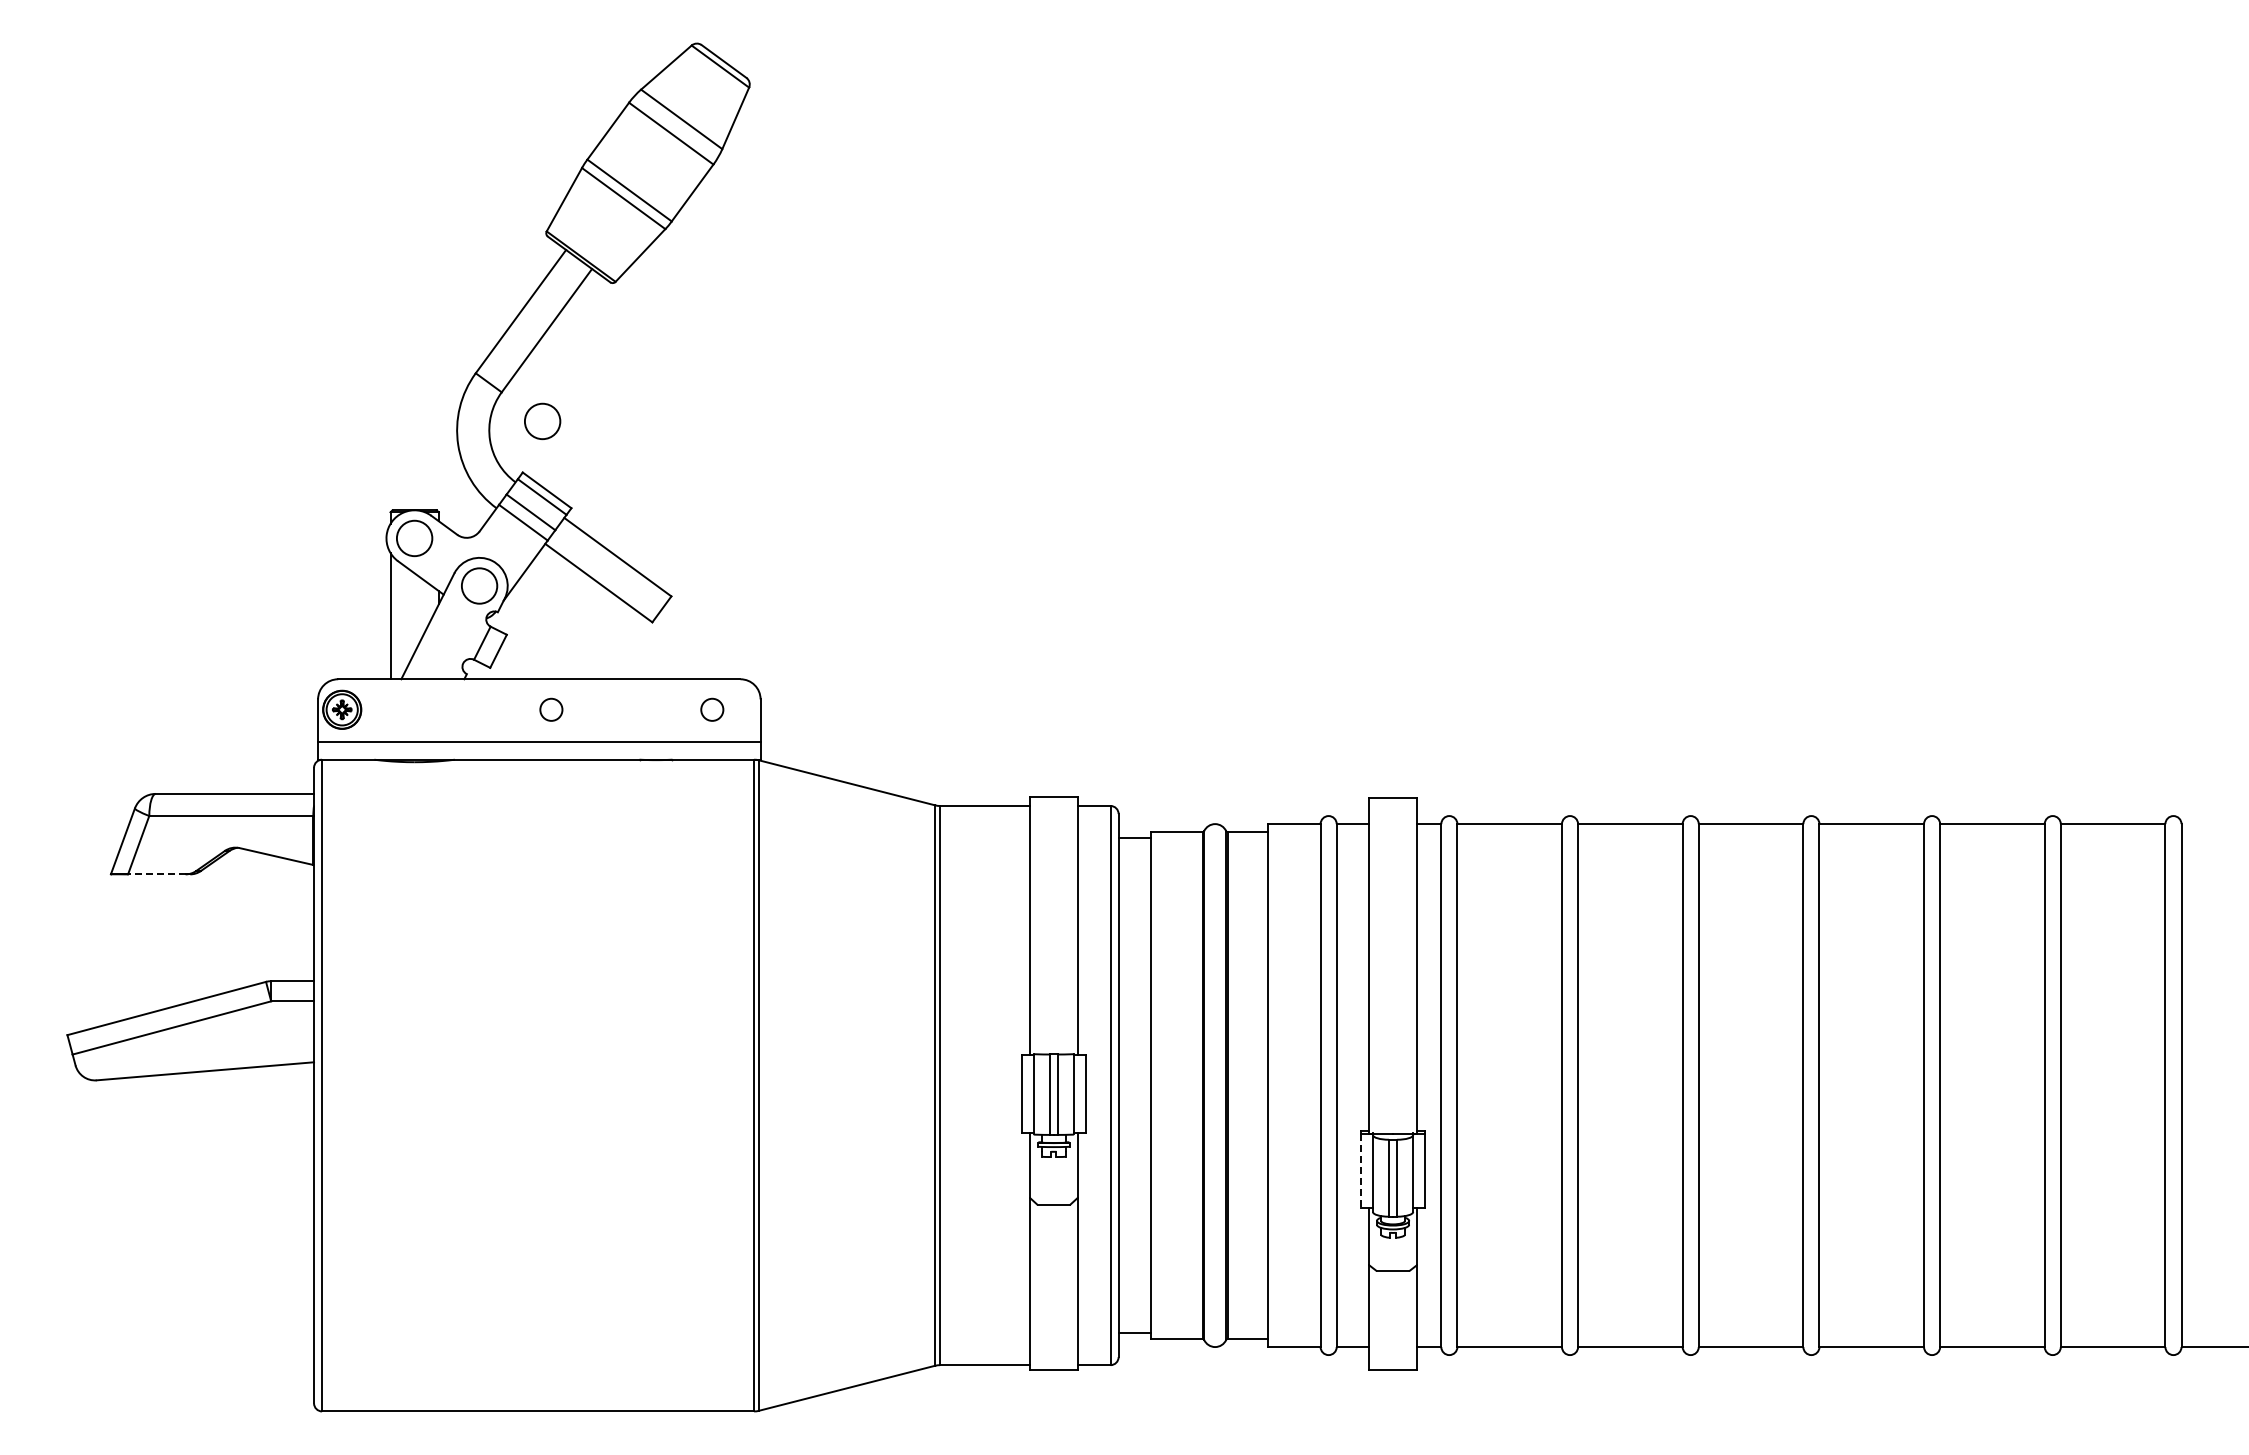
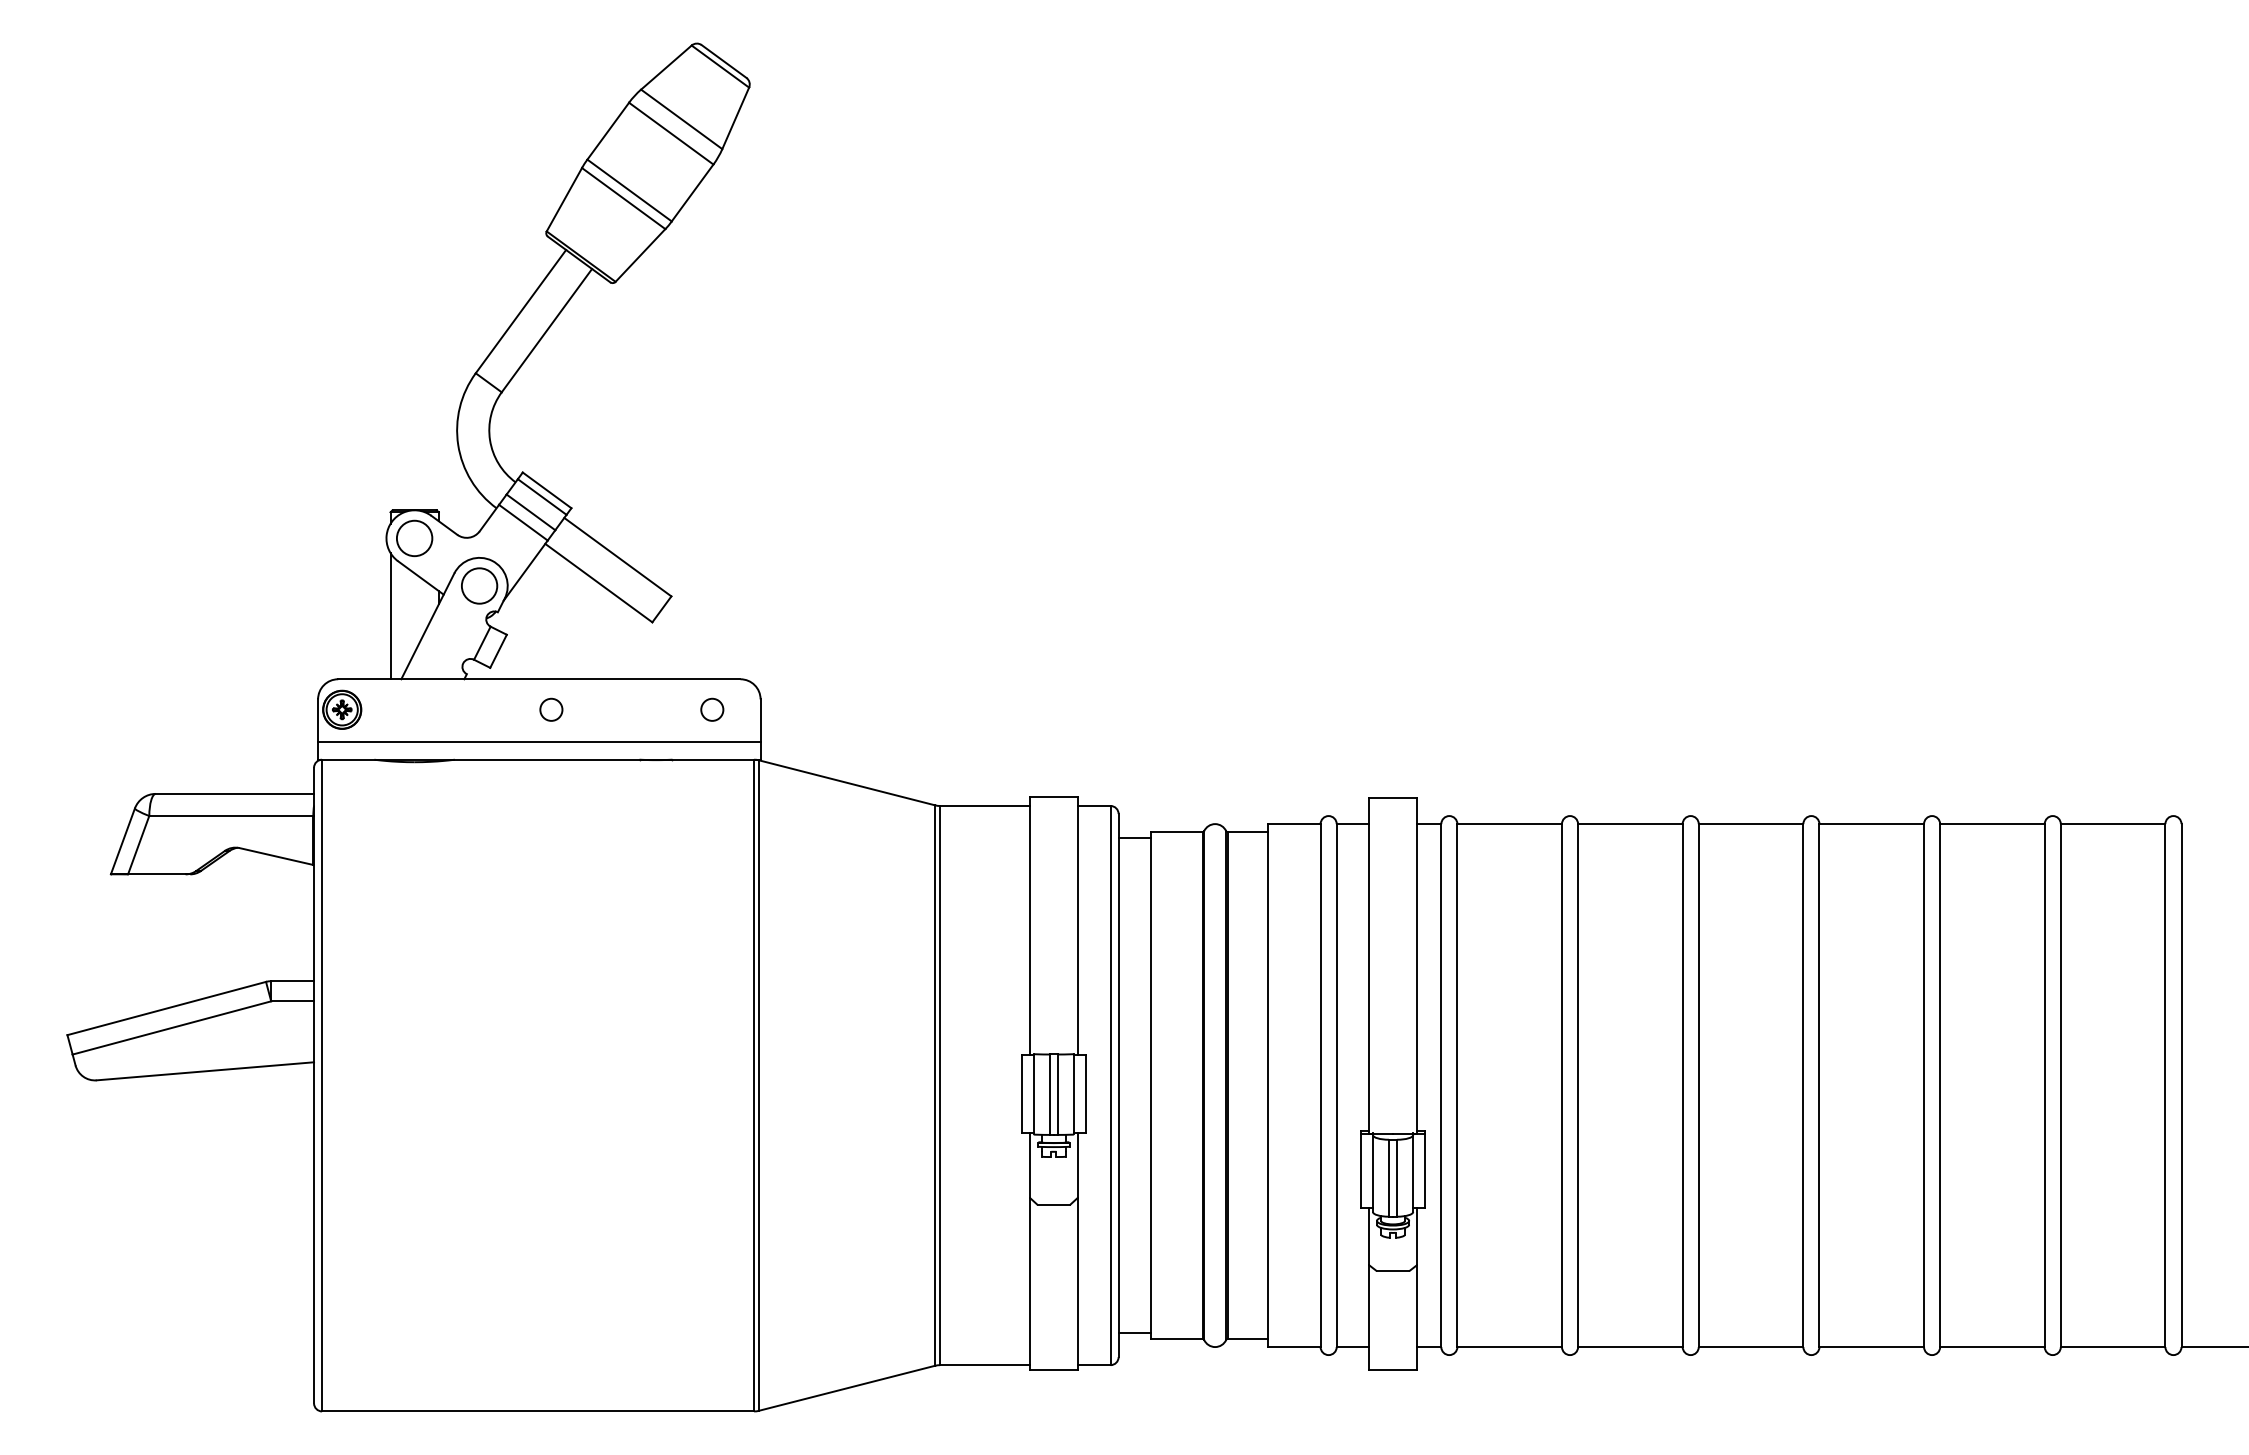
circle: present -> none (542, 421)
line: dashed -> solid (156, 874)
line: dashed -> solid (1360, 1171)
